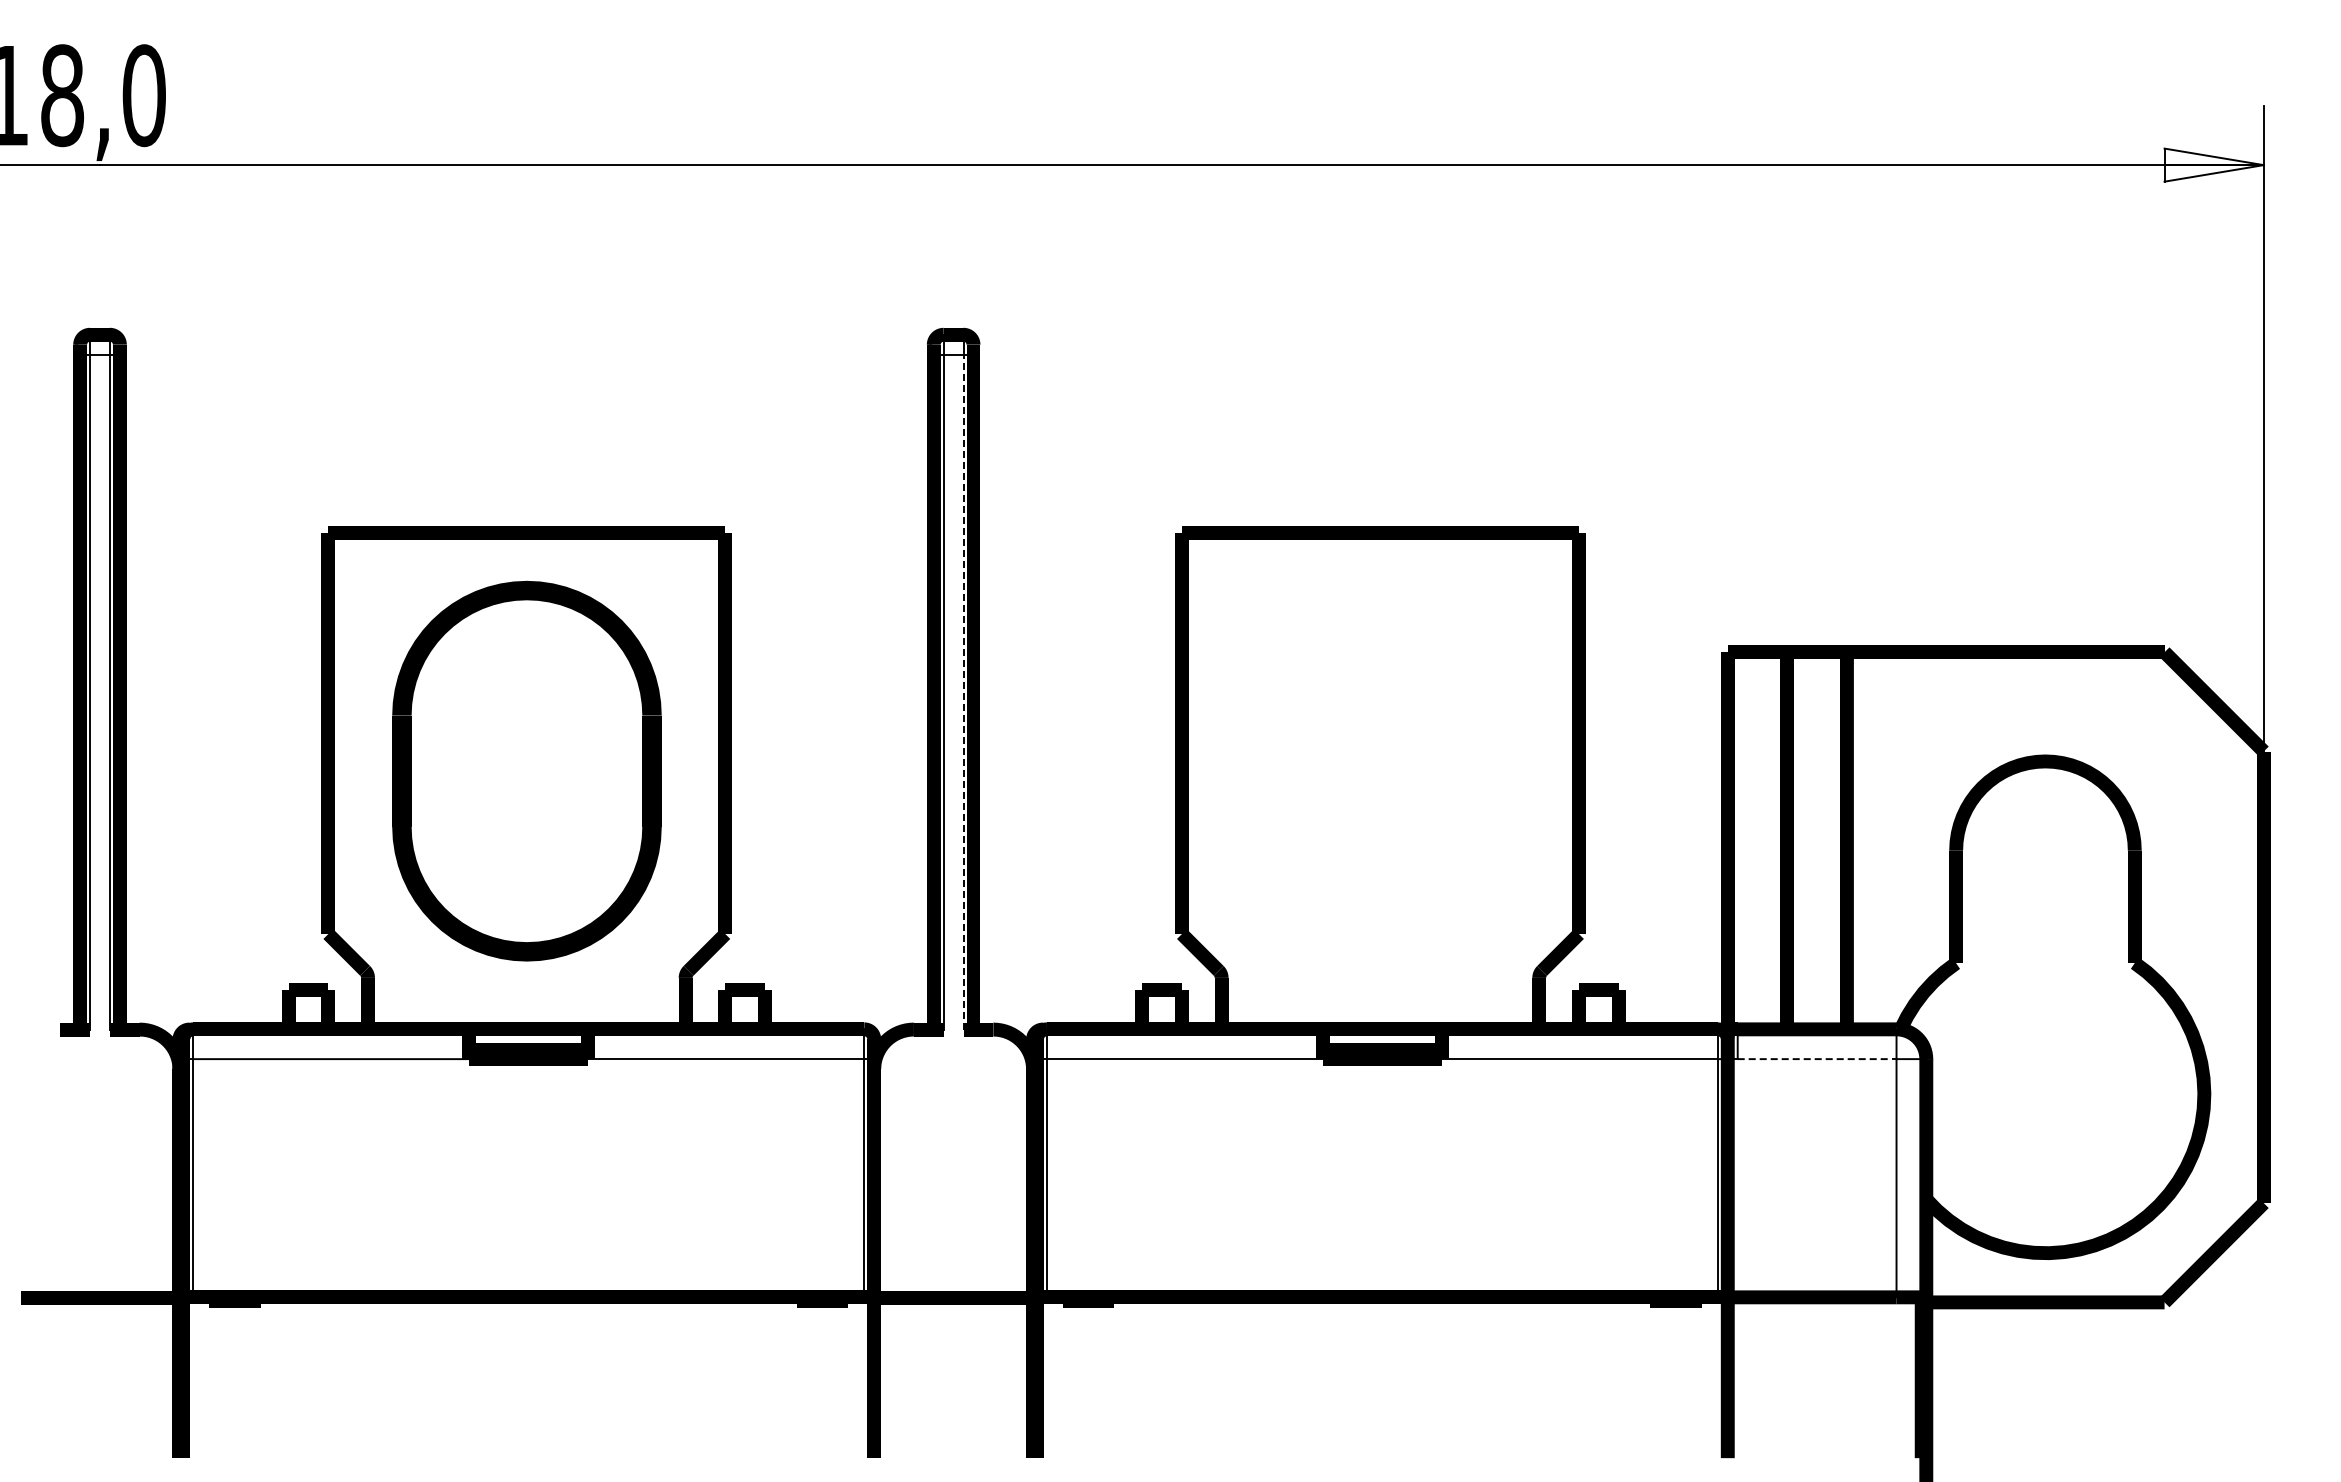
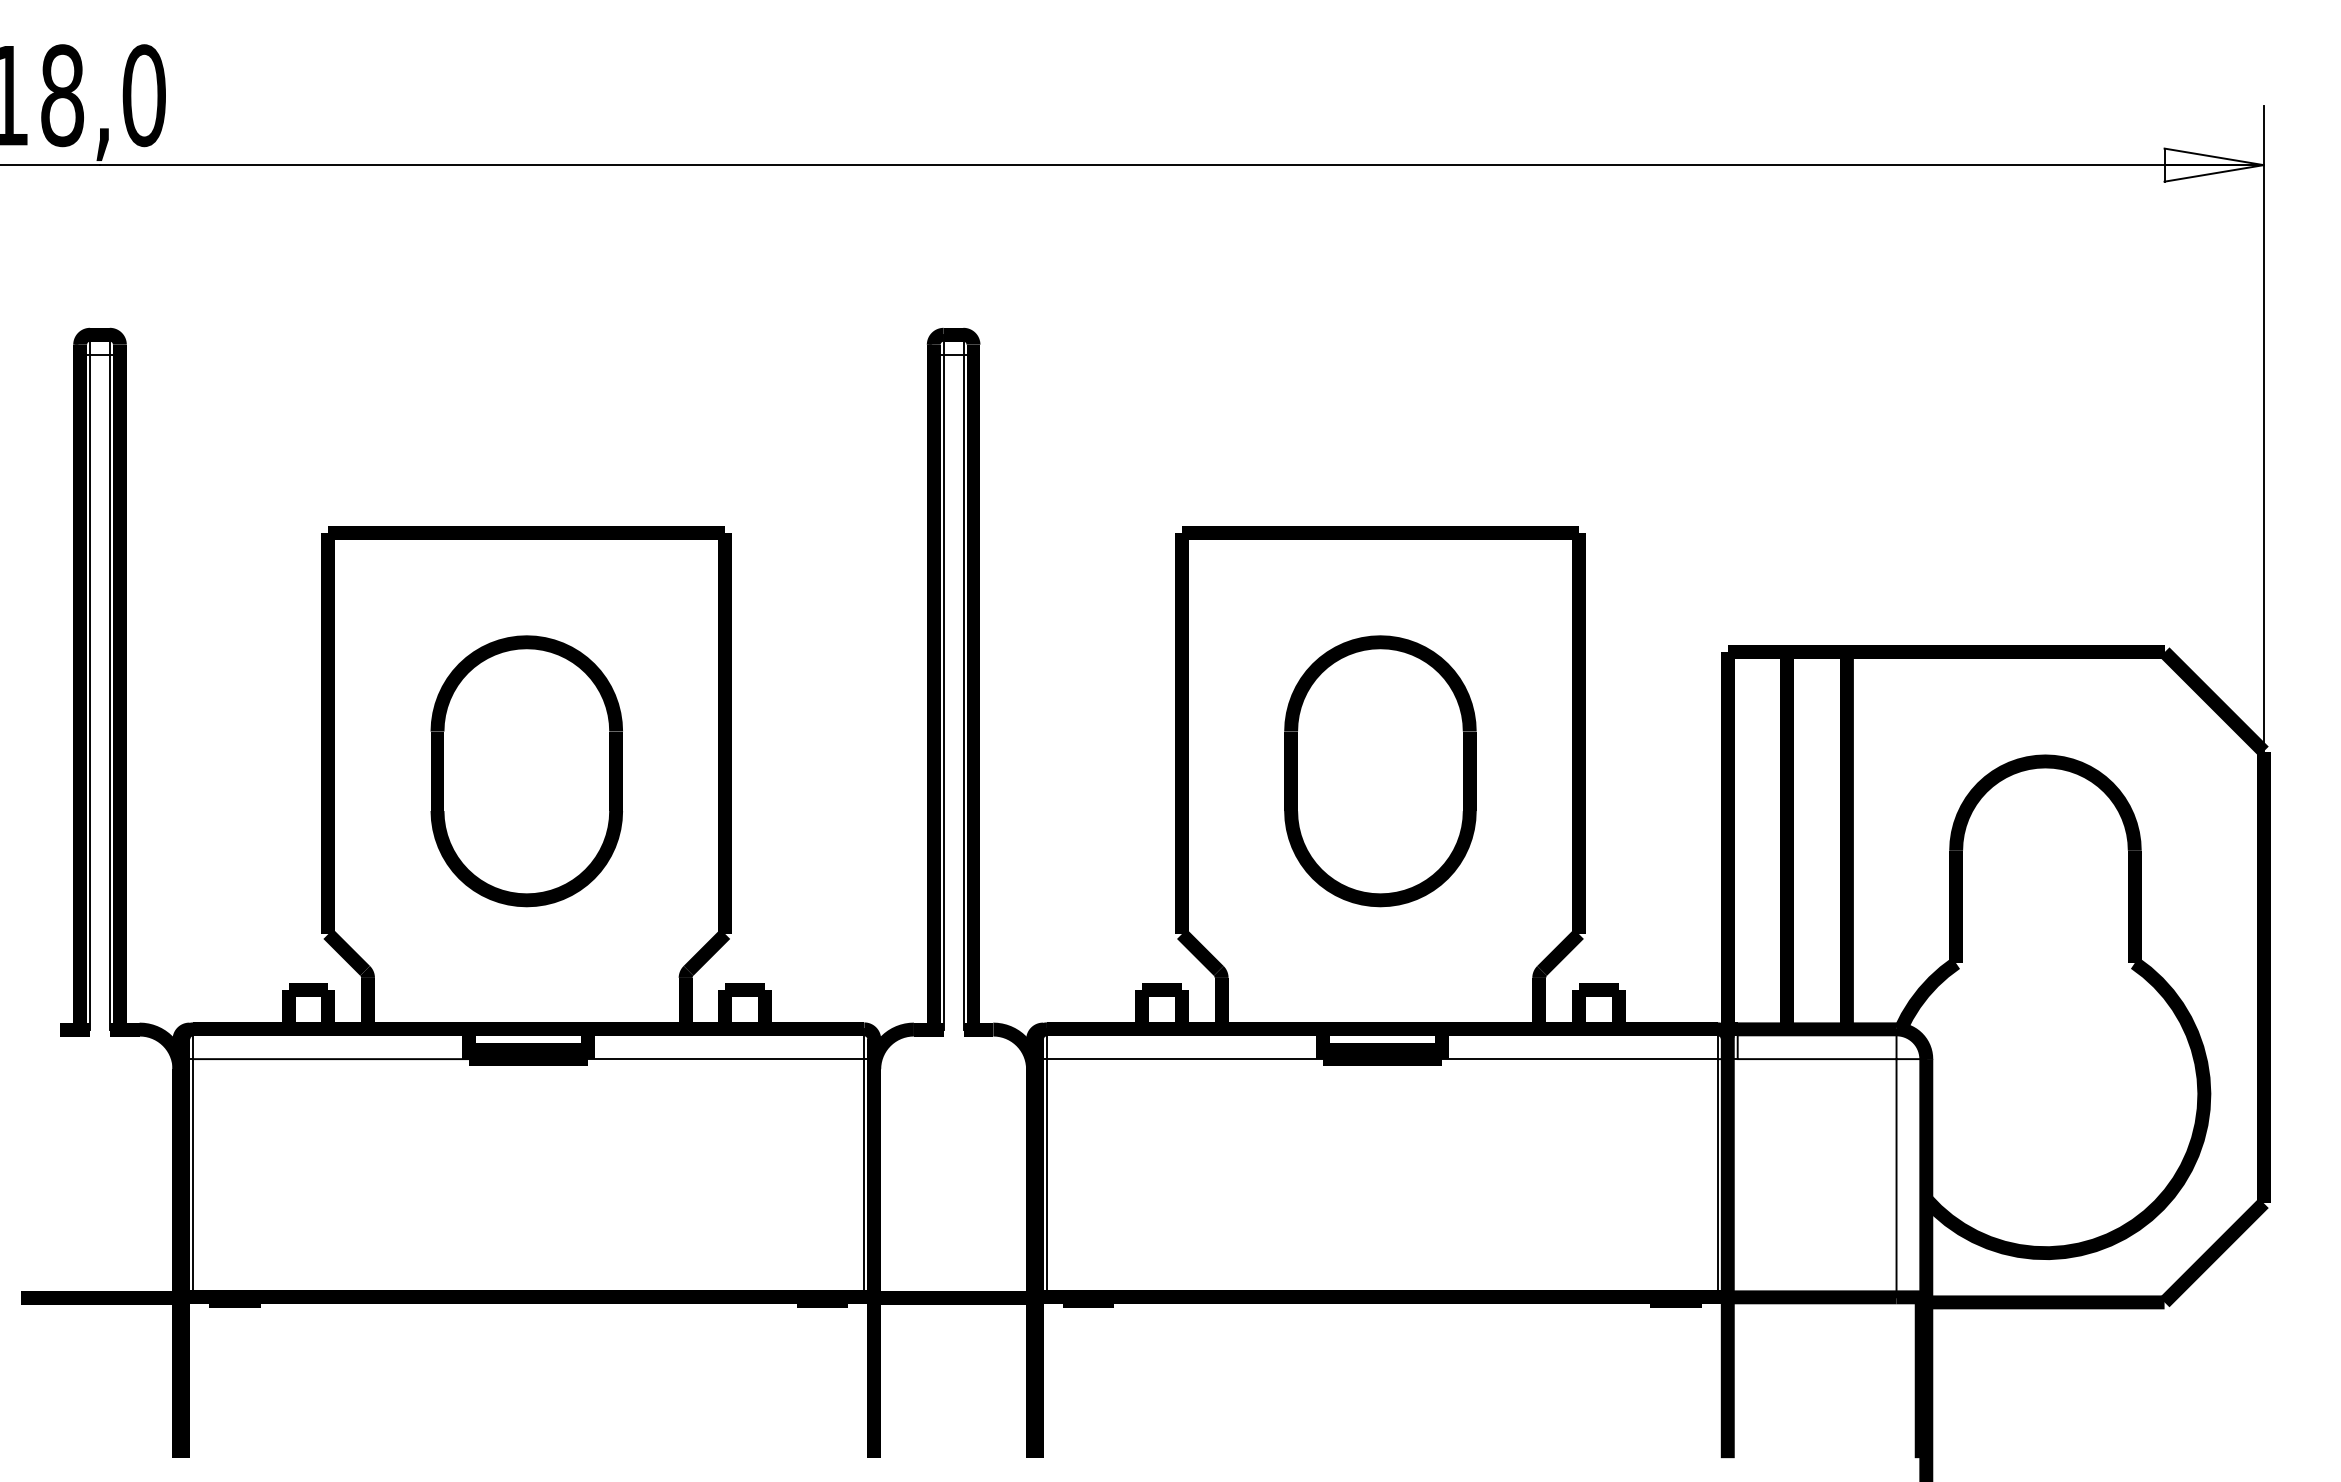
line: dashed -> solid (963, 691)
part size: 270x382 px -> 193x273 px (526, 771)
part: none -> present (1380, 771)
line: dashed -> solid (1817, 1059)
